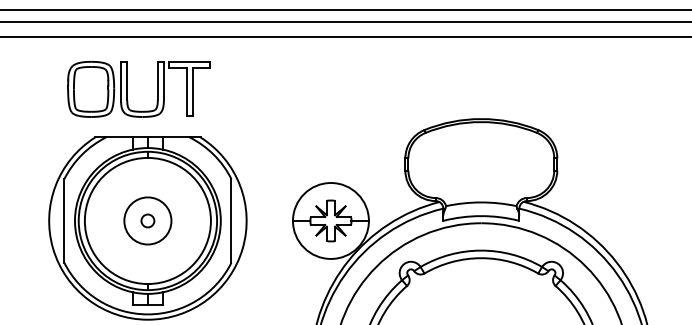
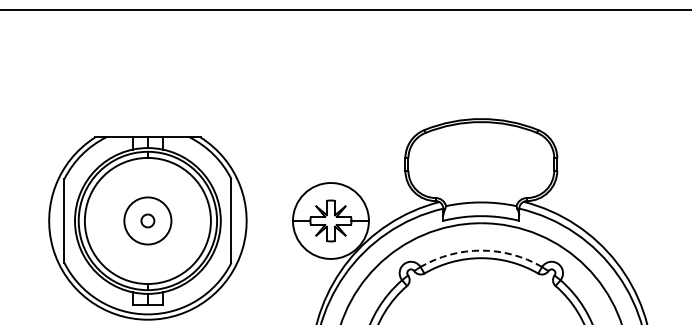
line: present -> none (345, 21)
line: present -> none (345, 37)
part: present -> none (127, 89)
arc: solid -> dashed (481, 250)
